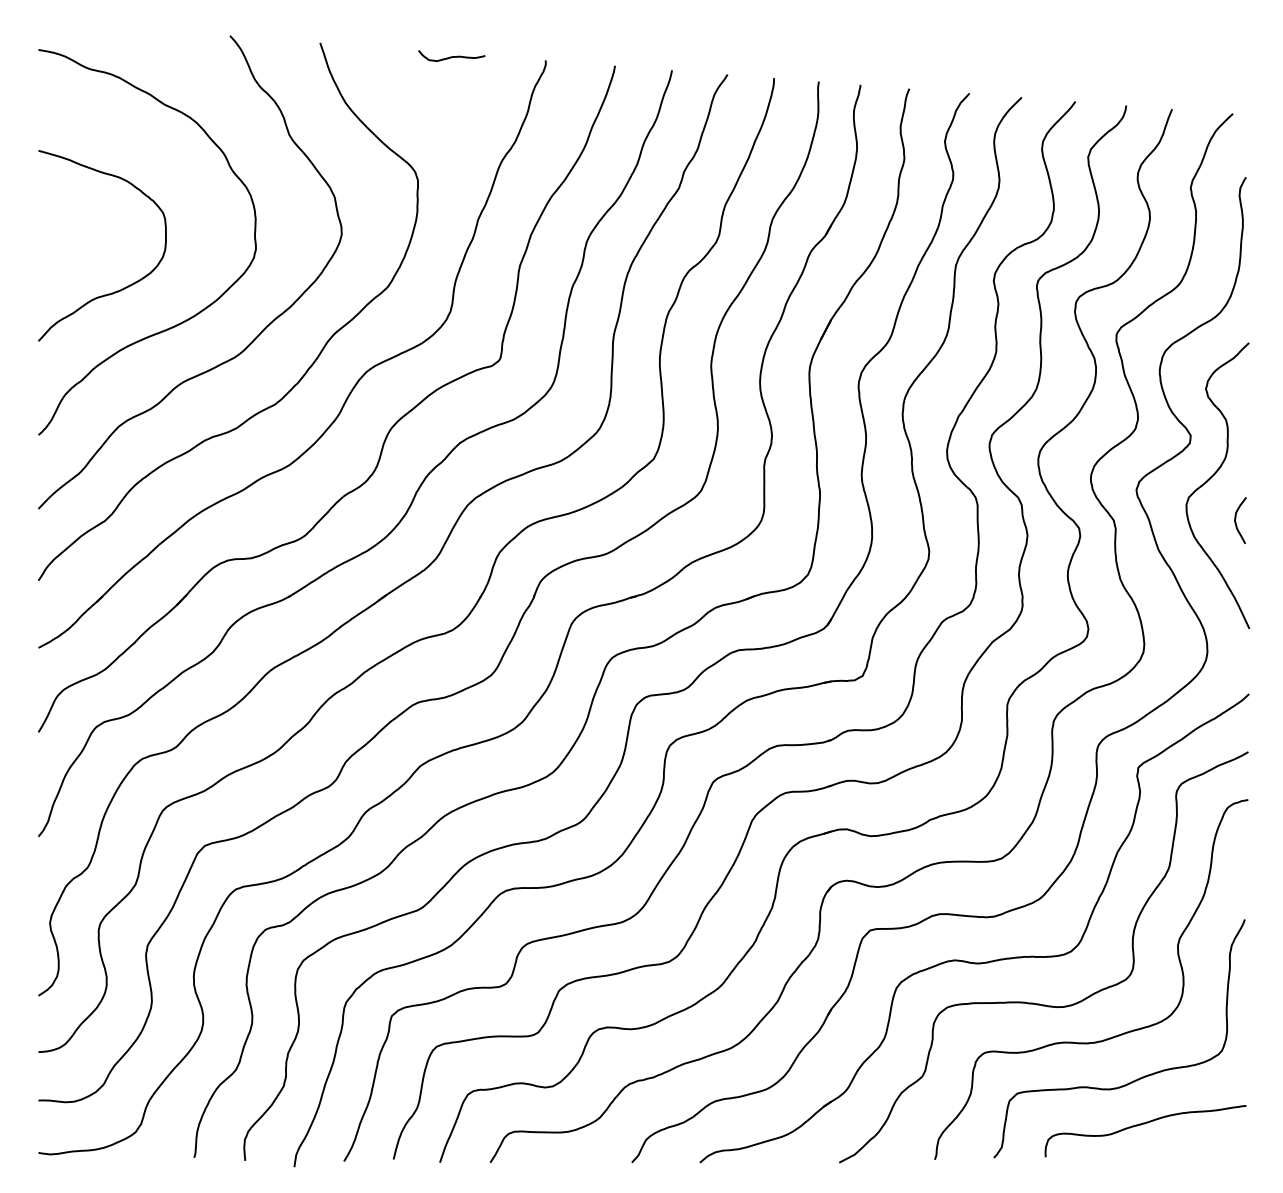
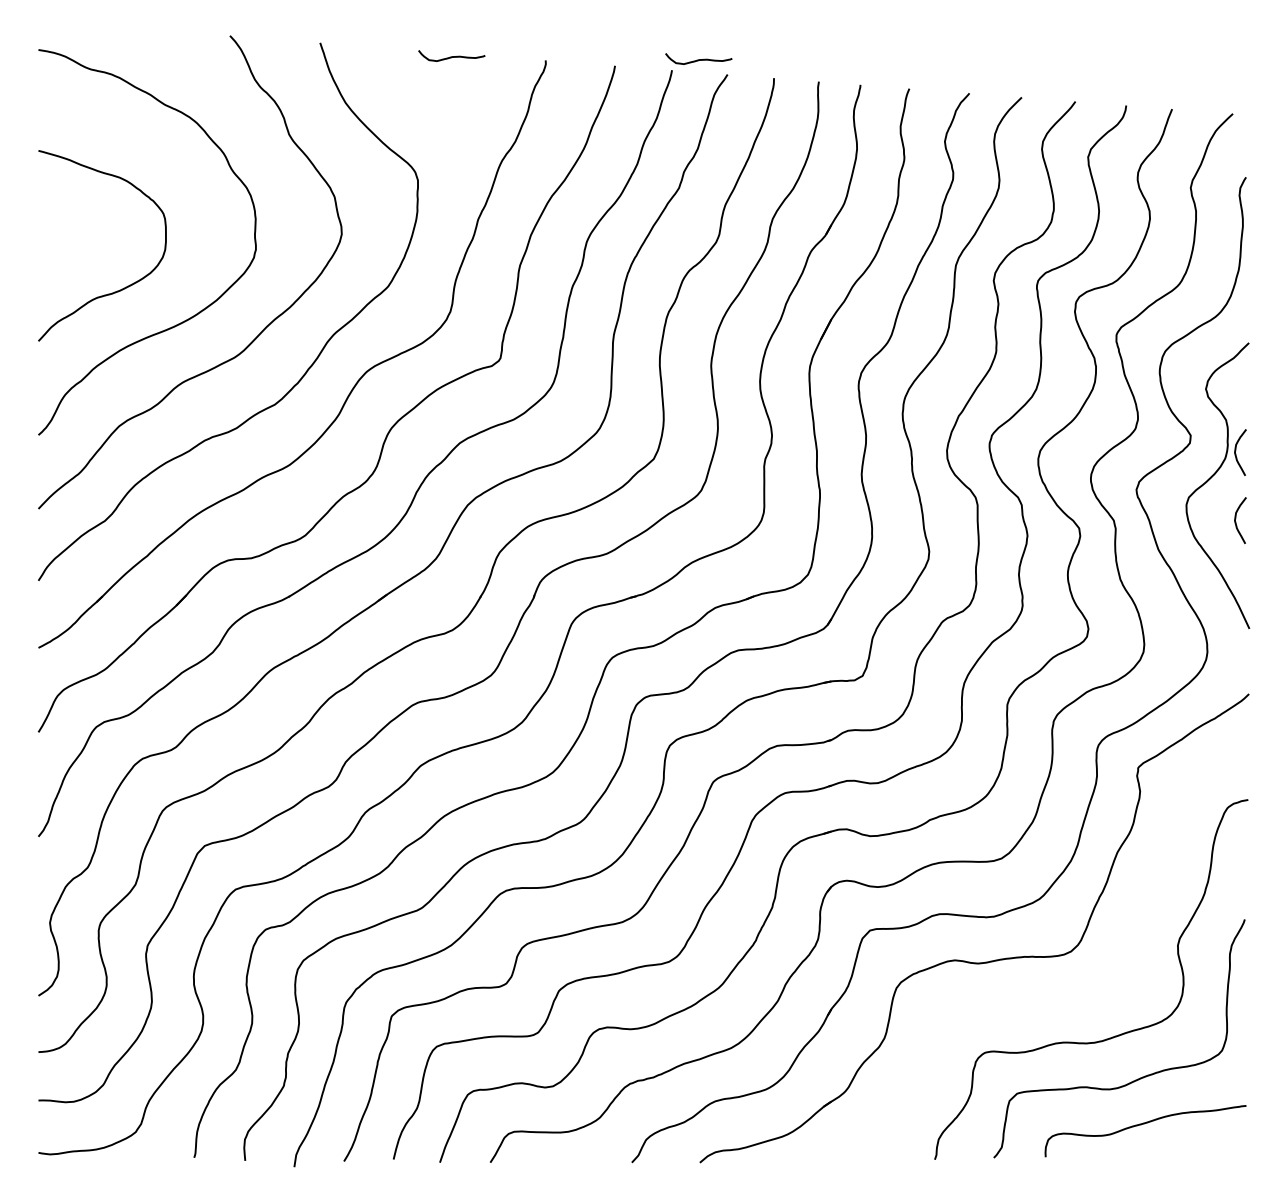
curve: none -> present (698, 59)
curve: none -> present (1236, 453)
curve: present -> none (1033, 1002)
